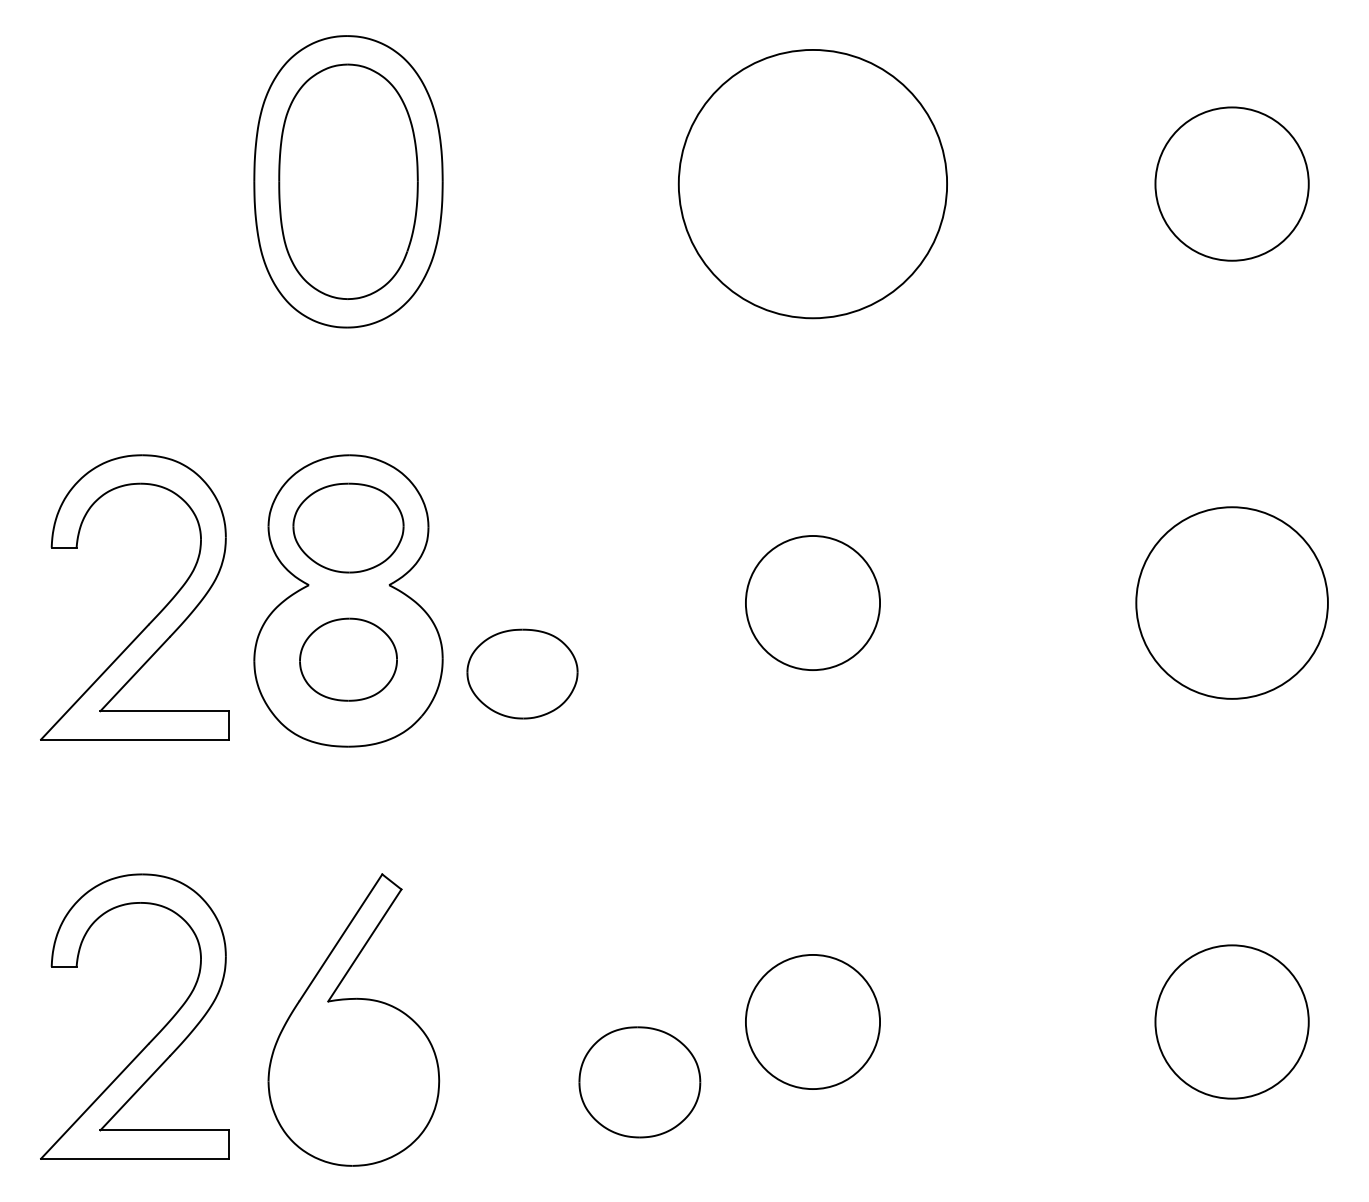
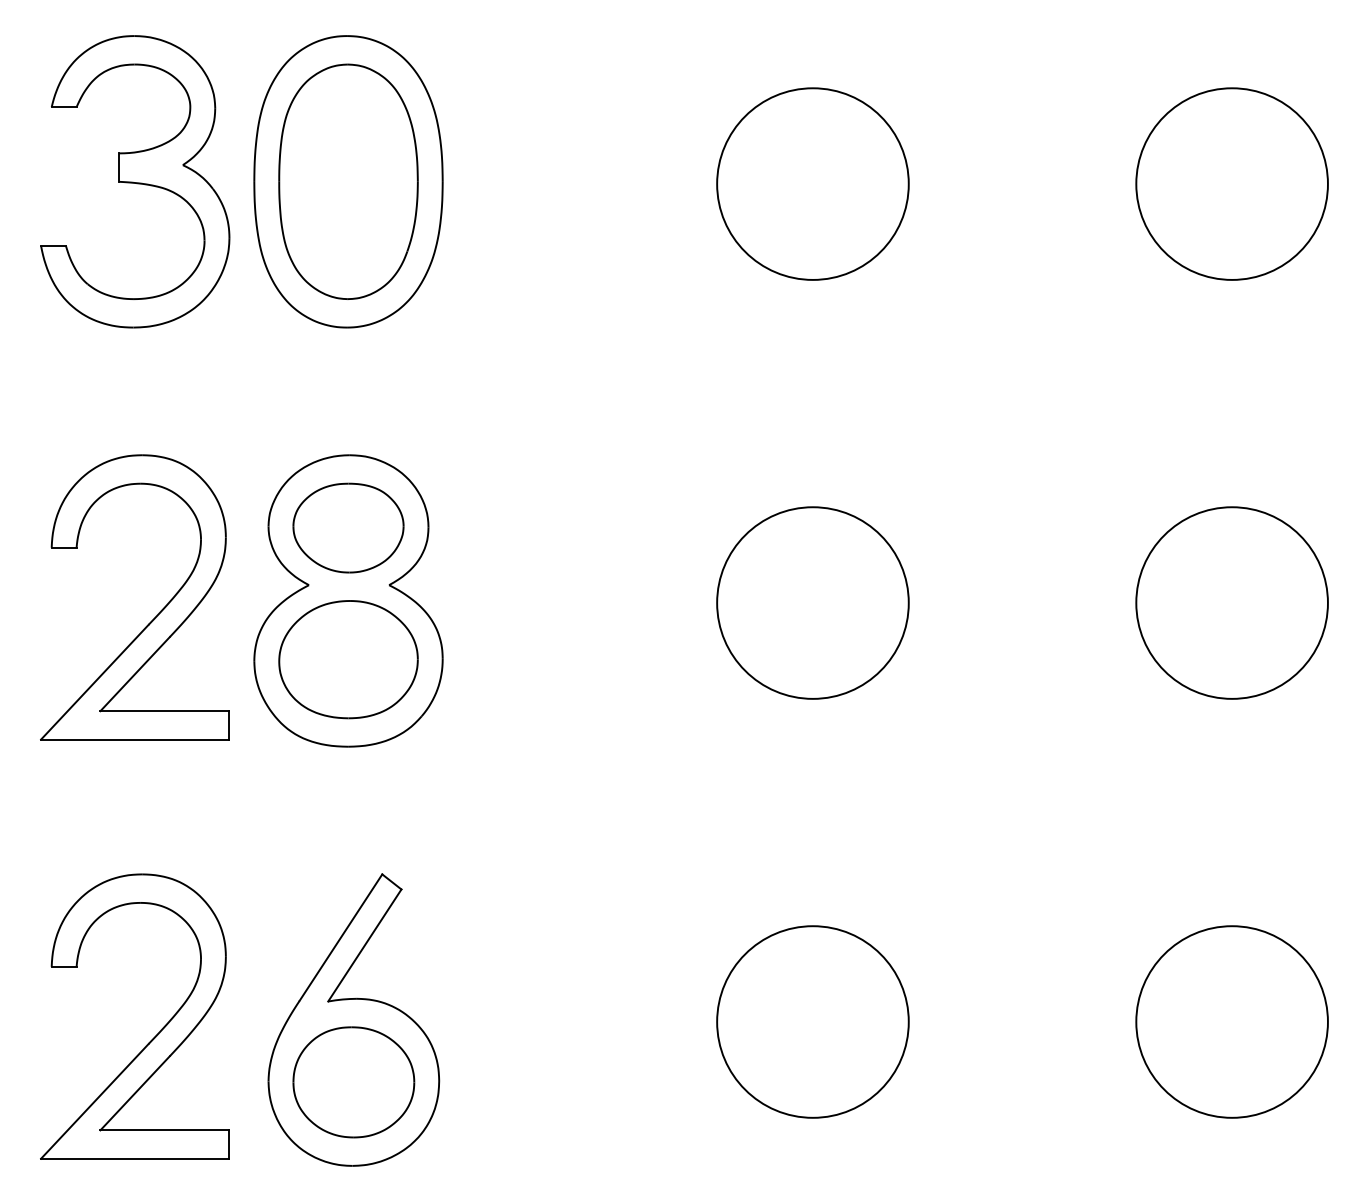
part: none -> present (135, 181)
circle diameter: 268 px -> 192 px (812, 183)
circle diameter: 153 px -> 192 px (1231, 183)
circle diameter: 134 px -> 192 px (812, 602)
part size: 99x85 px -> 141x120 px (348, 659)
part: present -> none (522, 673)
circle diameter: 134 px -> 192 px (812, 1021)
circle diameter: 153 px -> 192 px (1231, 1021)
part position: (639, 1082) -> (353, 1082) (353, 1082)
